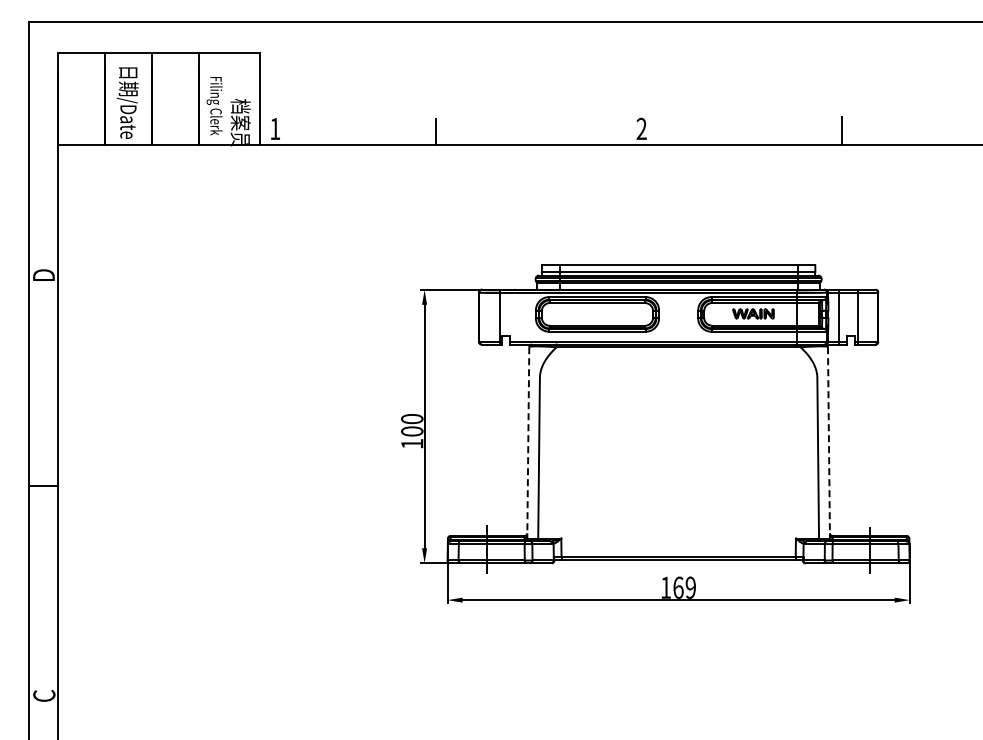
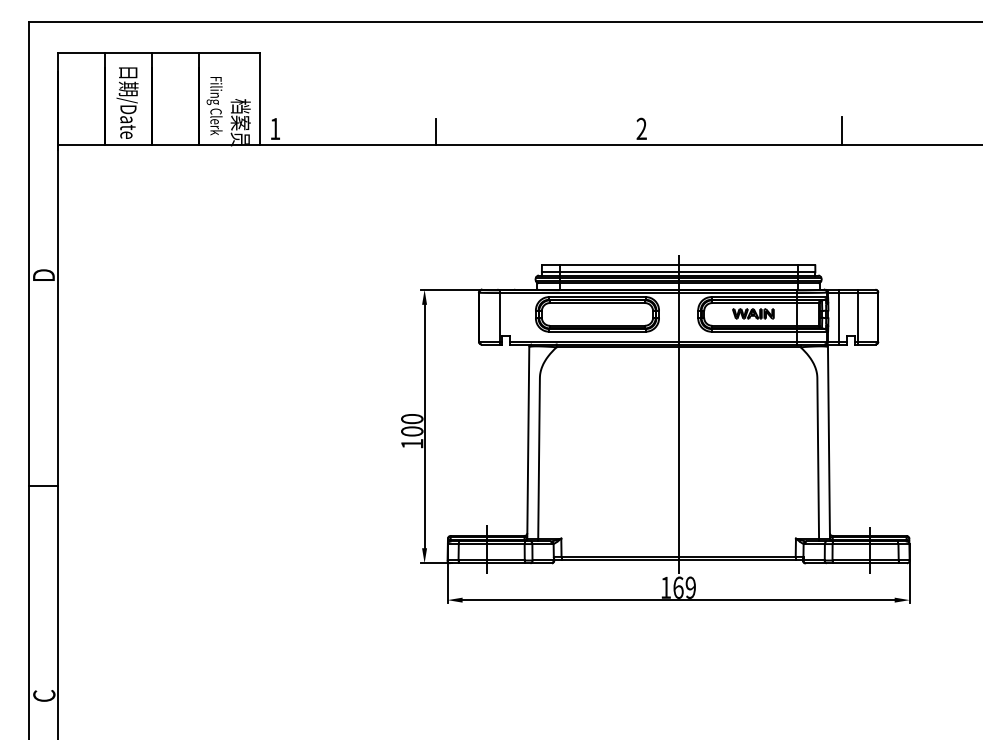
line: none -> present (678, 414)
line: dashed -> solid (528, 442)
line: dashed -> solid (828, 442)
